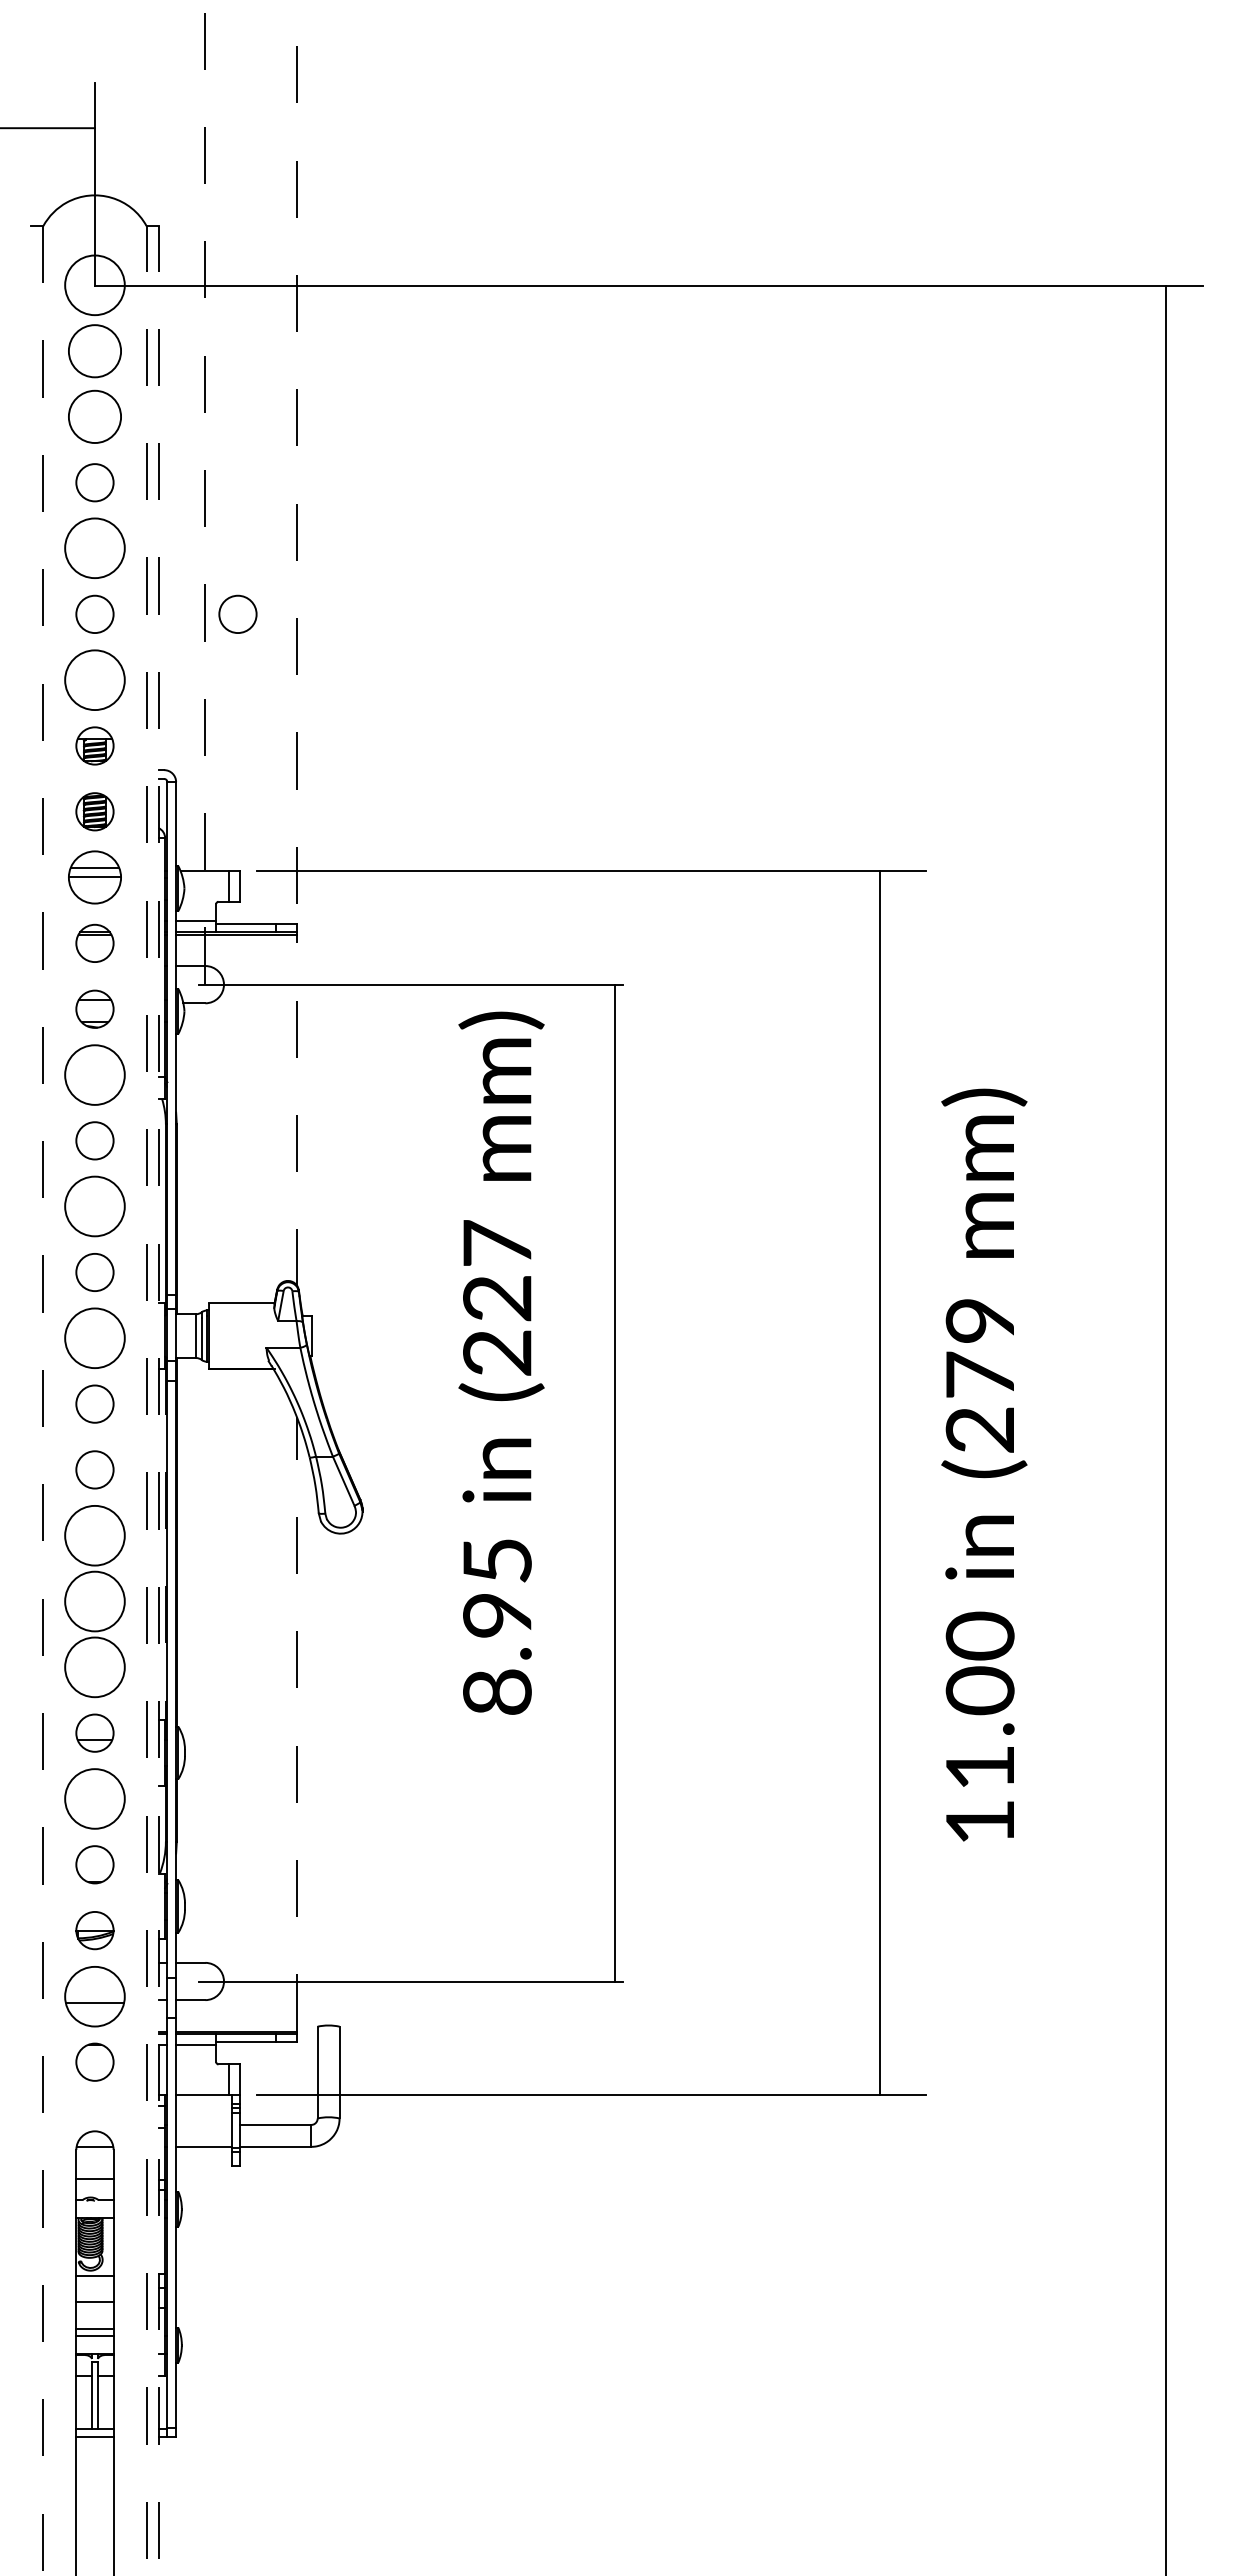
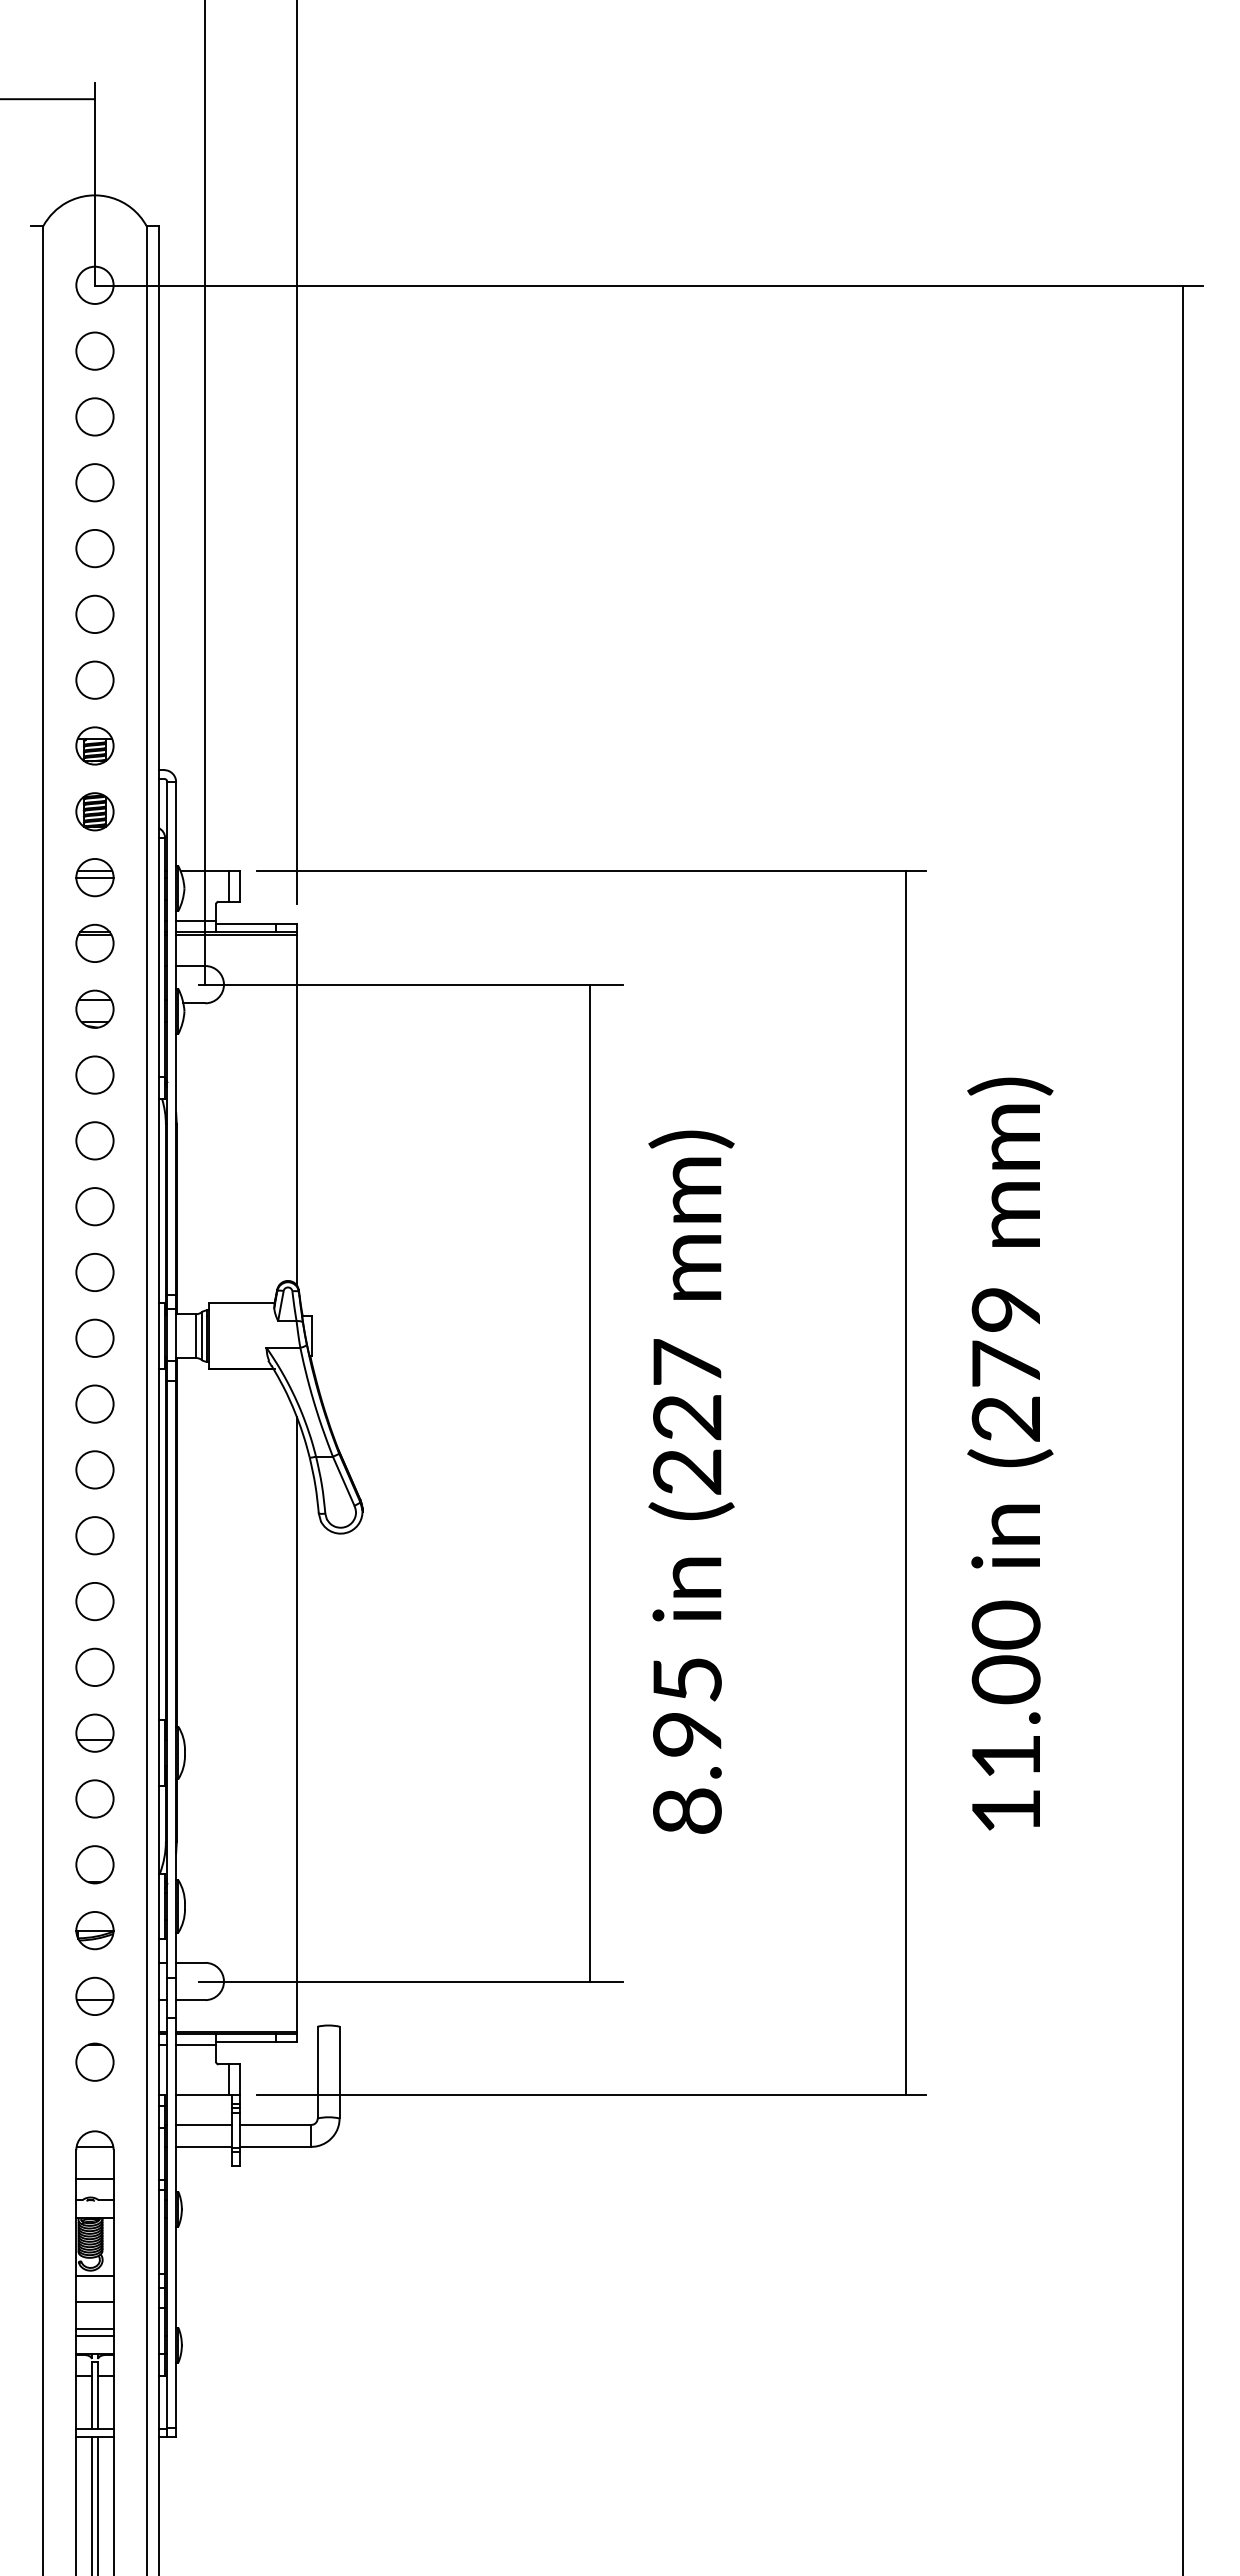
line position: (48, 128) -> (48, 99) (48, 99)
circle diameter: 60 px -> 37 px (94, 284)
circle size: 54x55 px -> 40x40 px (94, 350)
circle size: 54x55 px -> 40x40 px (94, 416)
line: dashed -> solid (297, 451)
line: dashed -> solid (205, 492)
circle size: 62x62 px -> 40x40 px (94, 548)
circle: present -> none (237, 613)
circle diameter: 60 px -> 37 px (94, 679)
part size: 54x55 px -> 40x40 px (94, 877)
circle diameter: 60 px -> 37 px (94, 1074)
line: dashed -> solid (297, 1110)
circle size: 62x63 px -> 40x40 px (94, 1206)
circle diameter: 60 px -> 37 px (94, 1337)
text position: (501, 1362) -> (691, 1481) (691, 1481)
line: dashed -> solid (43, 1400)
line: dashed -> solid (146, 1400)
line: dashed -> solid (158, 1400)
line position: (1165, 1428) -> (1182, 1428) (1182, 1428)
text position: (984, 1464) -> (1010, 1453) (1010, 1453)
line position: (614, 1482) -> (589, 1482) (589, 1482)
line position: (879, 1483) -> (905, 1483) (905, 1483)
circle diameter: 60 px -> 37 px (94, 1535)
line: dashed -> solid (165, 1549)
circle diameter: 60 px -> 37 px (94, 1601)
circle diameter: 60 px -> 37 px (94, 1667)
line: dashed -> solid (297, 1723)
circle diameter: 60 px -> 37 px (94, 1798)
part size: 62x62 px -> 40x40 px (94, 1995)
line: none -> present (203, 2124)
line: none -> present (91, 2504)
line: none -> present (98, 2504)
